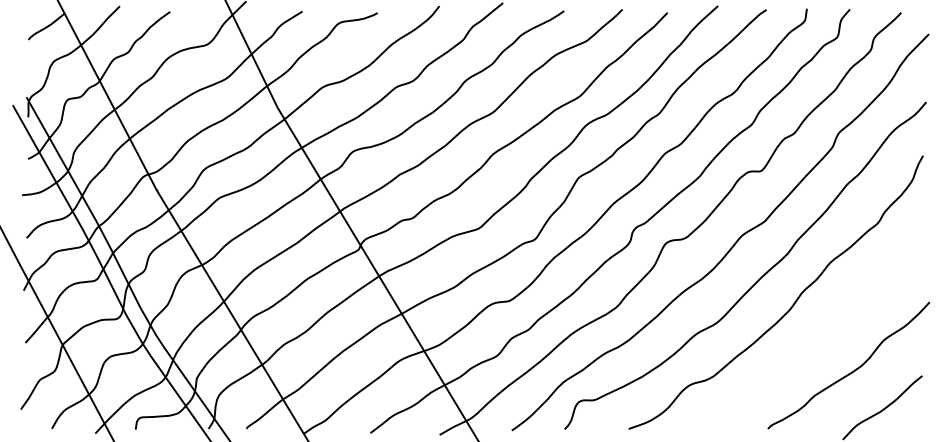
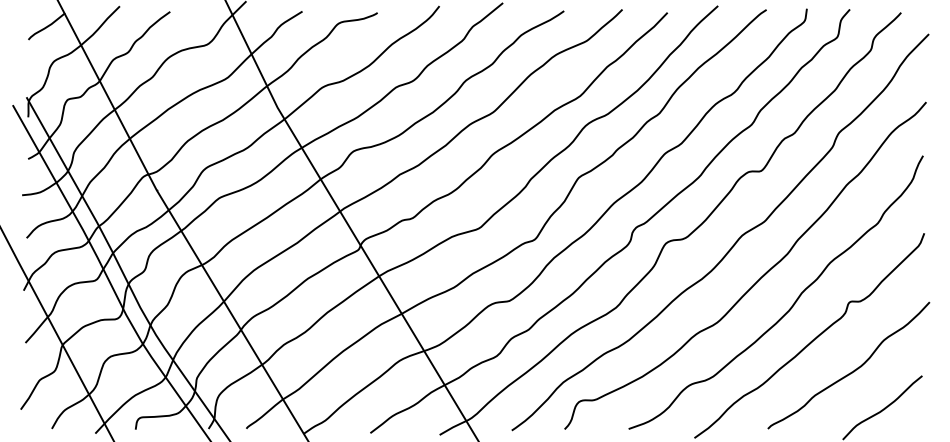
curve: none -> present (812, 339)
